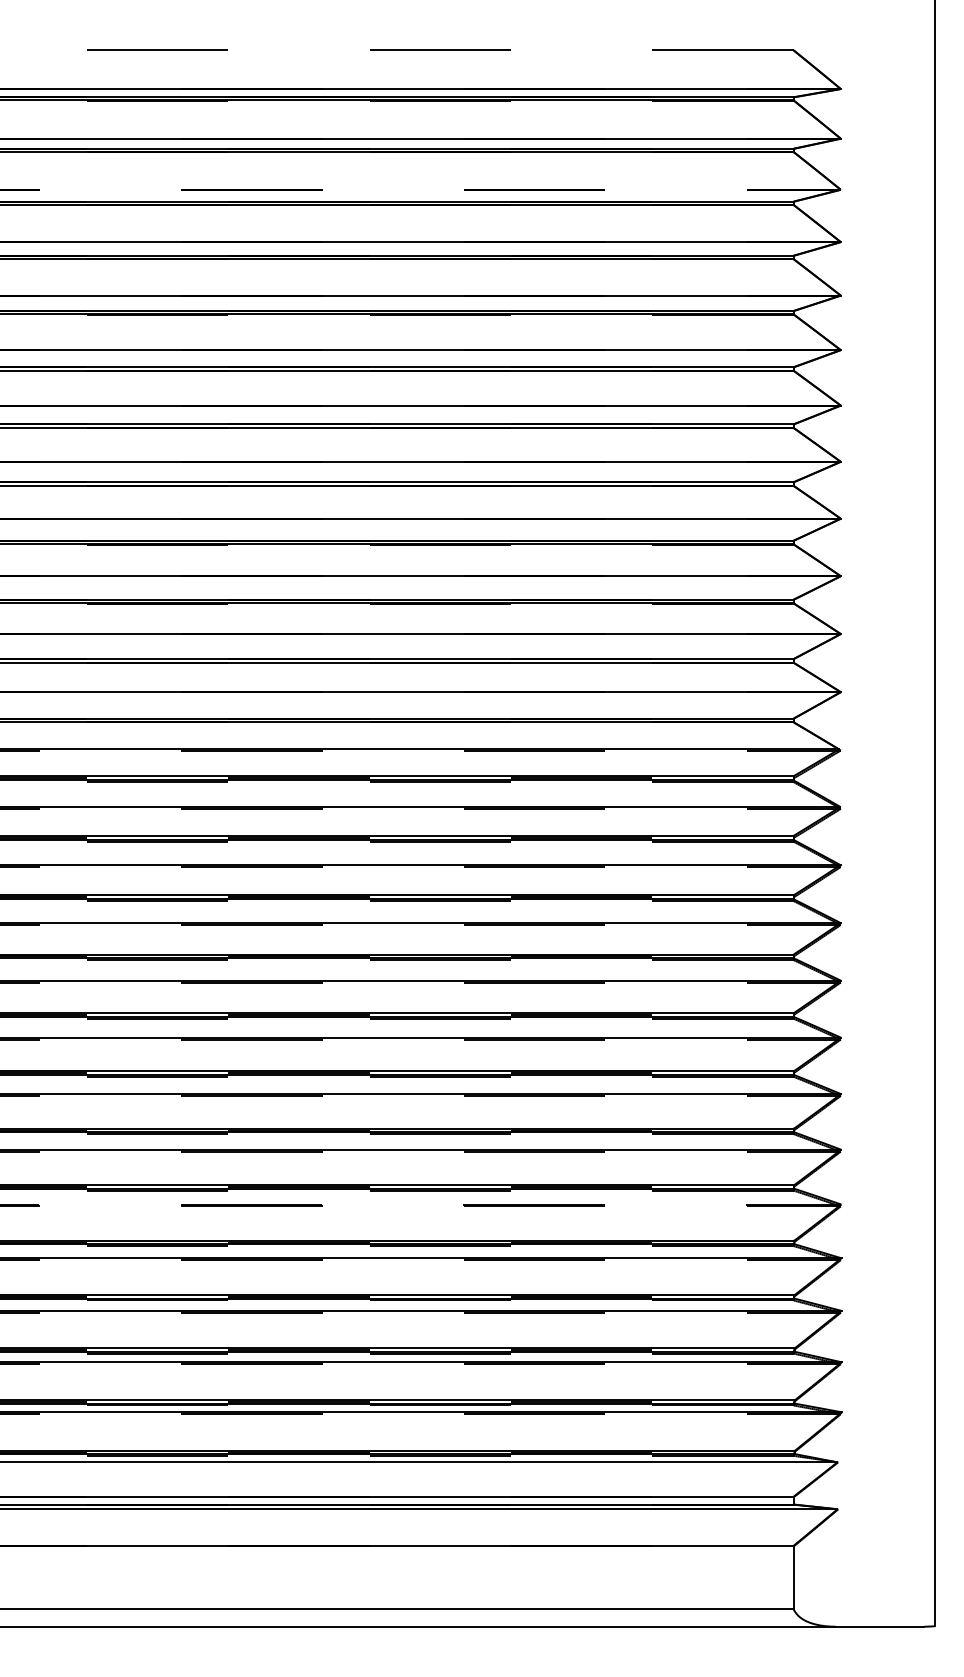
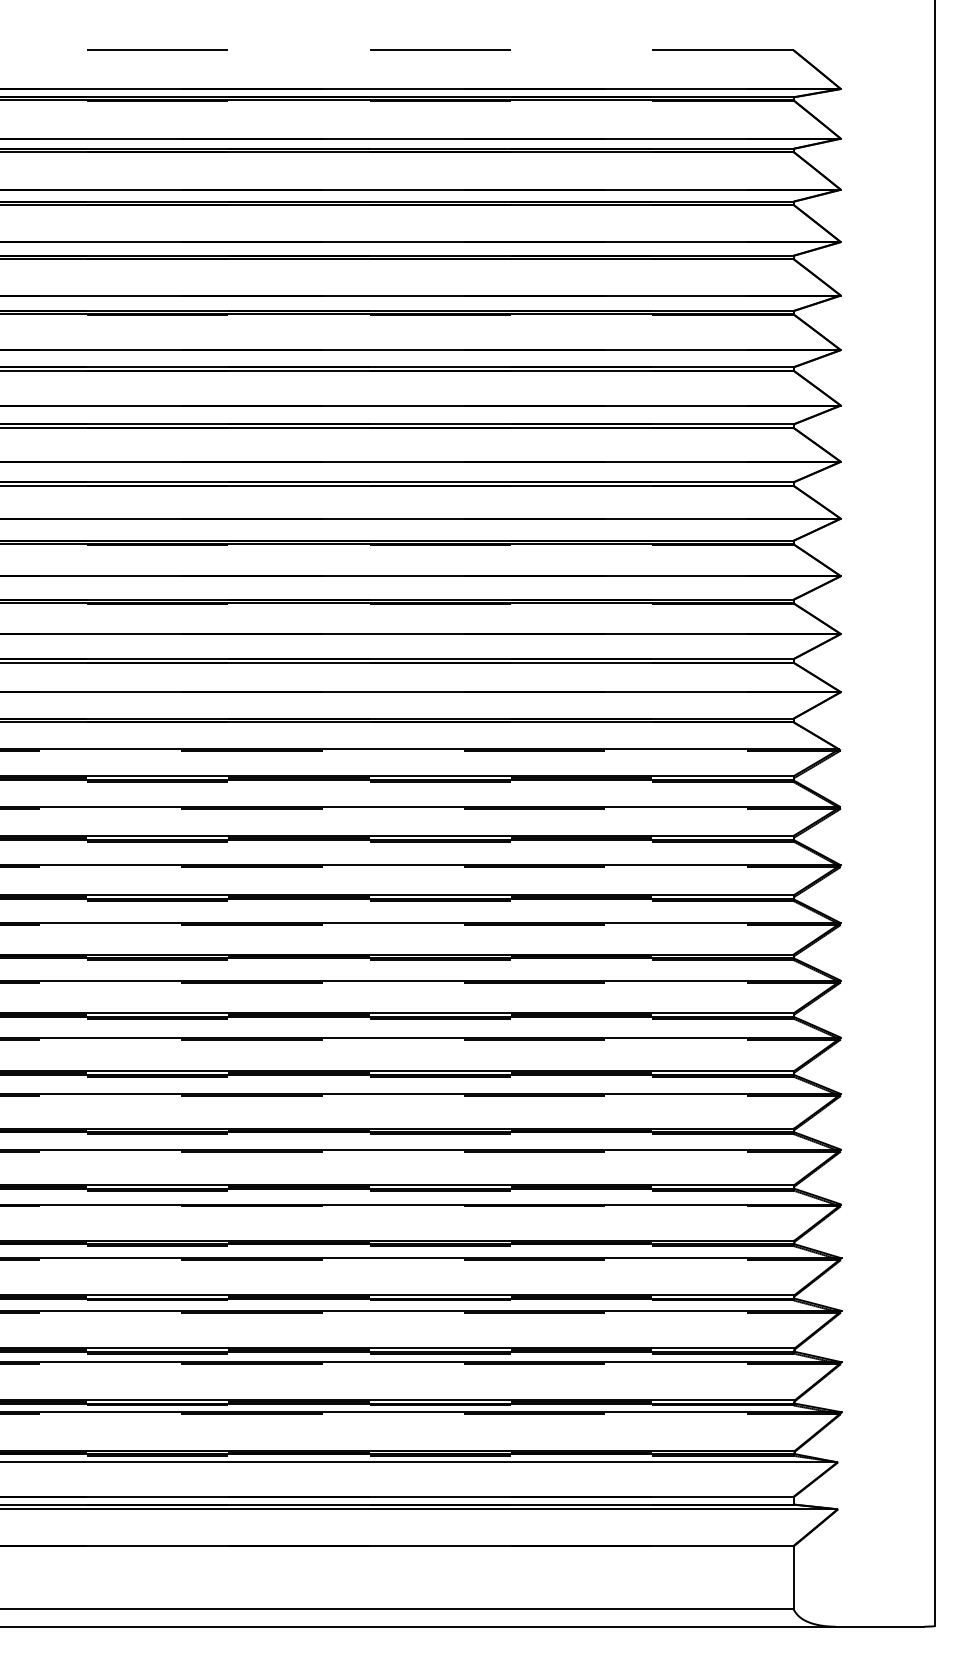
line: dashed -> solid (420, 189)
line: dashed -> solid (421, 1204)
